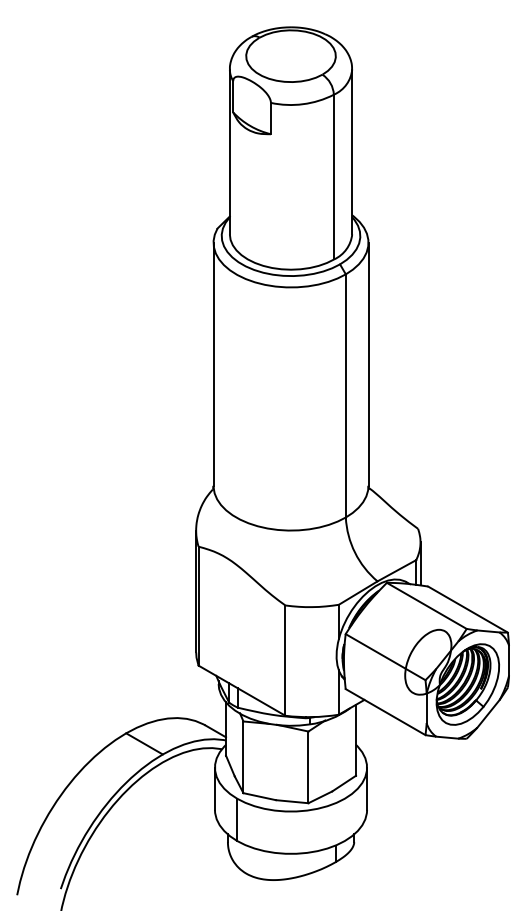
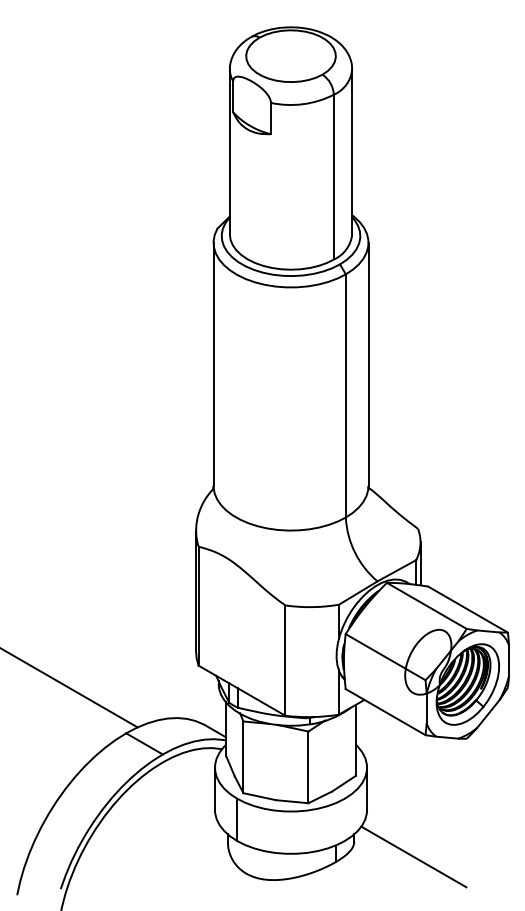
line: none -> present (69, 688)
line: none -> present (413, 856)
